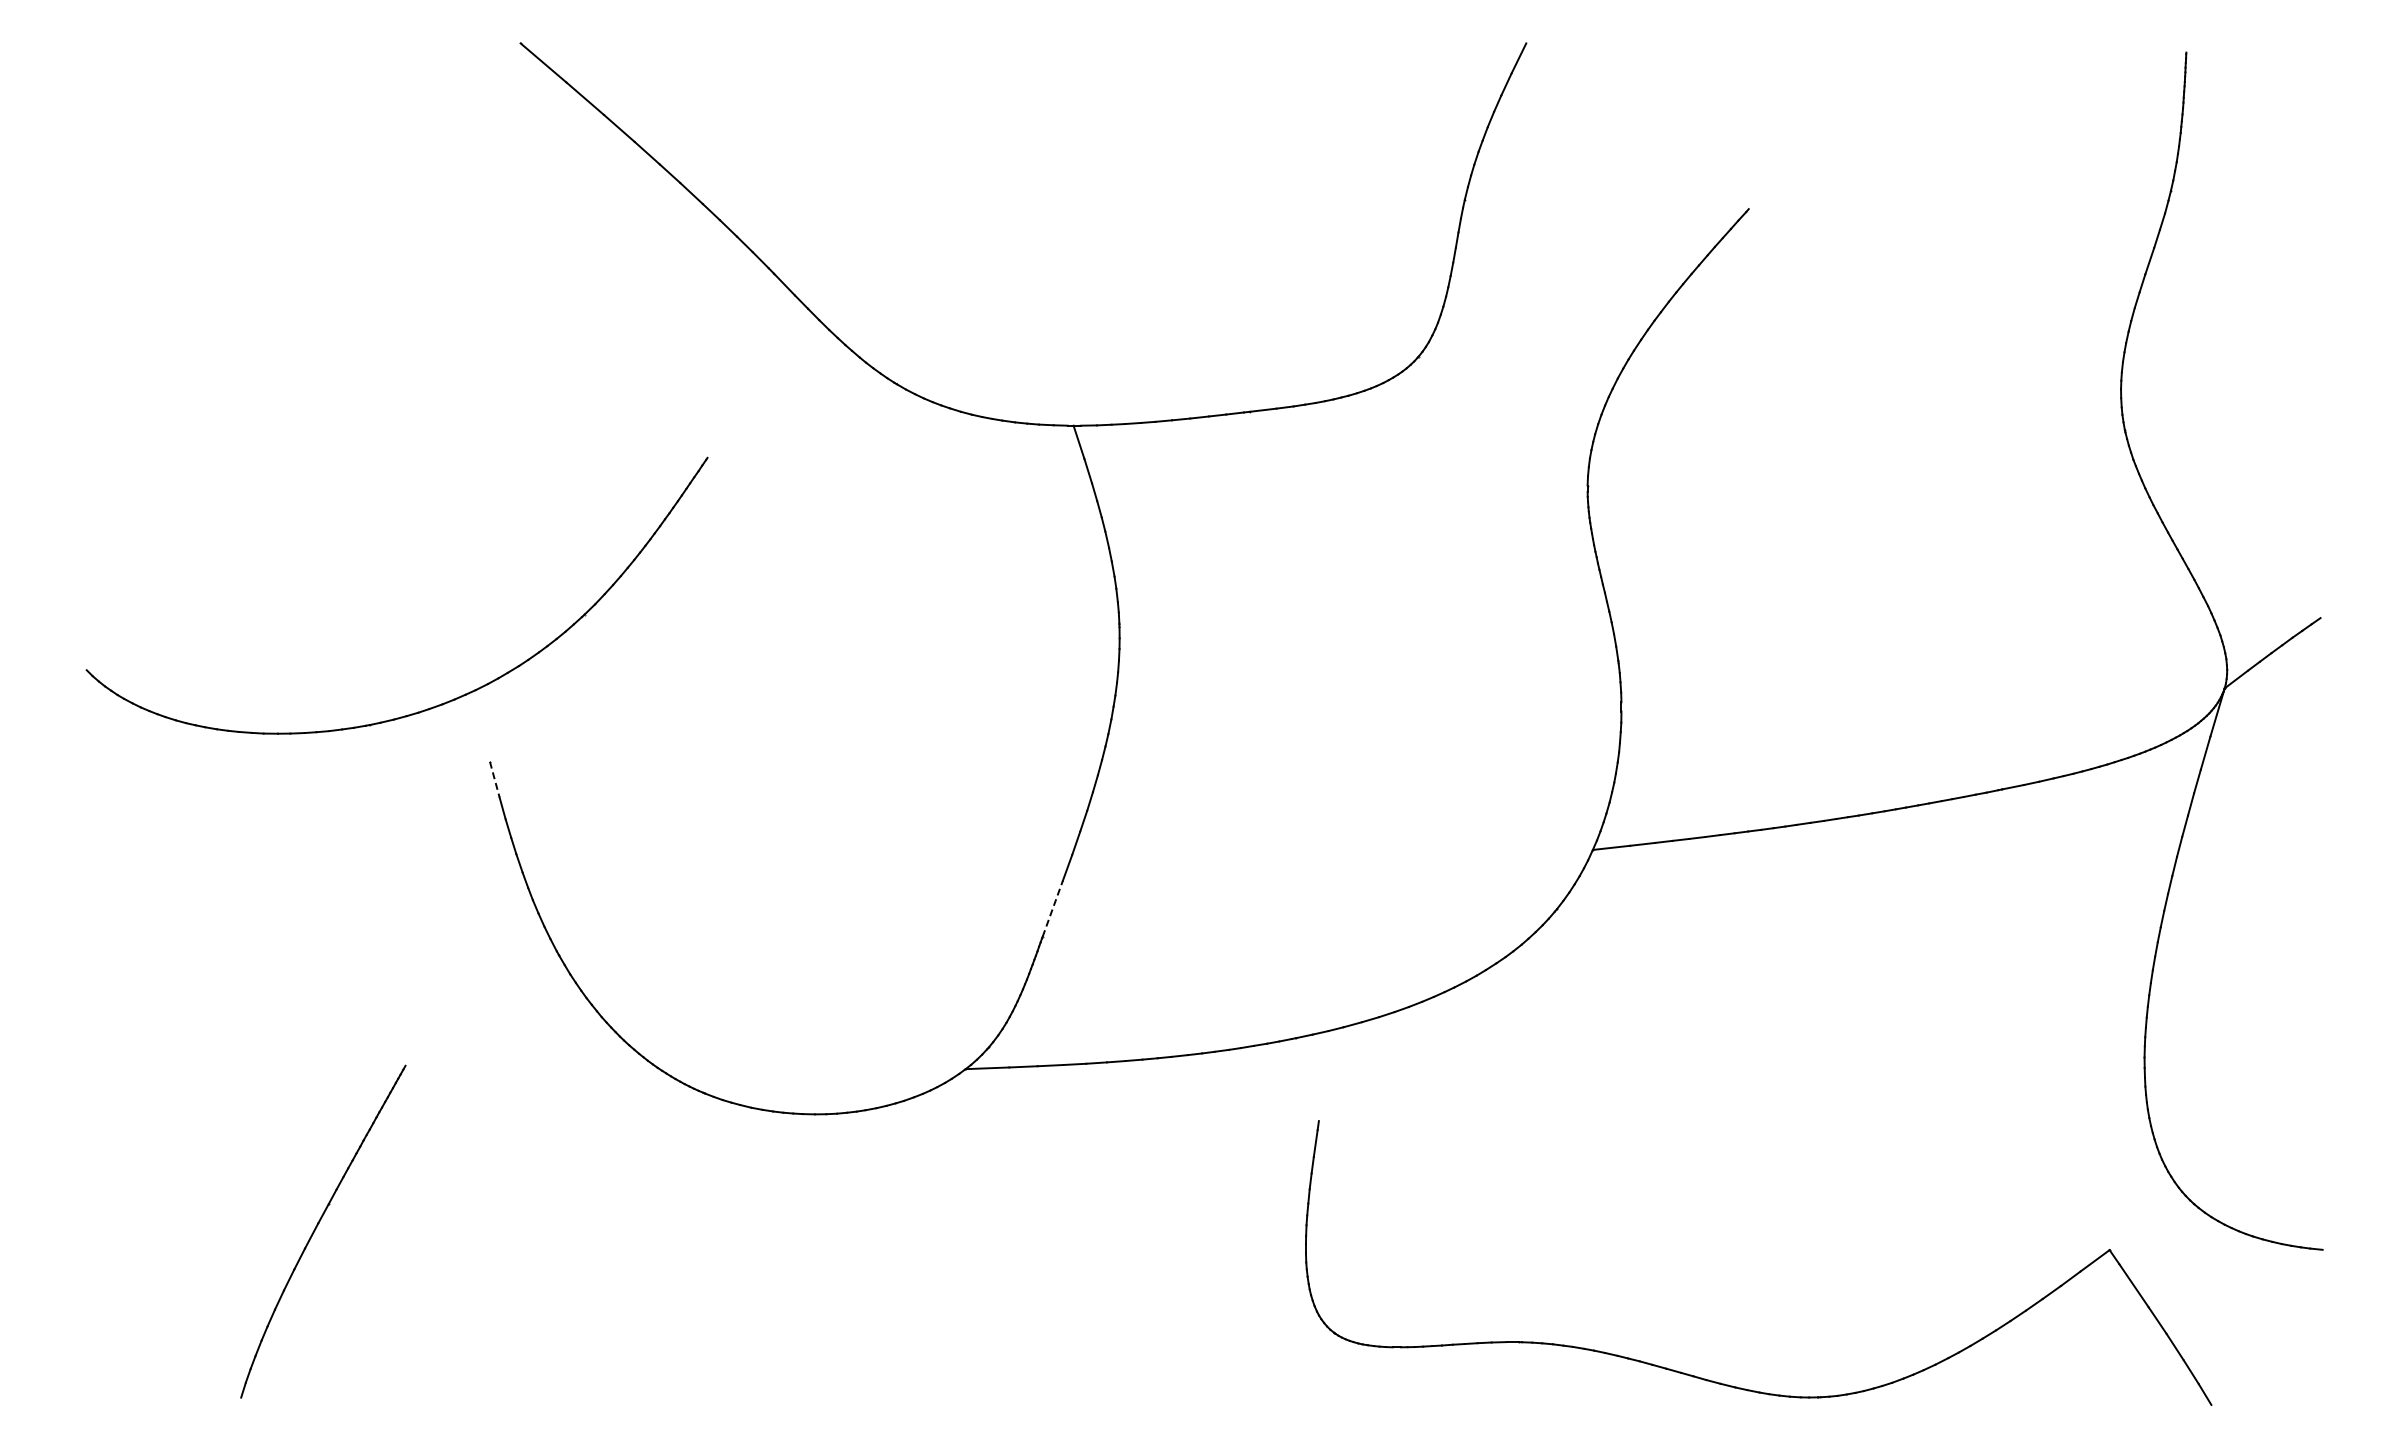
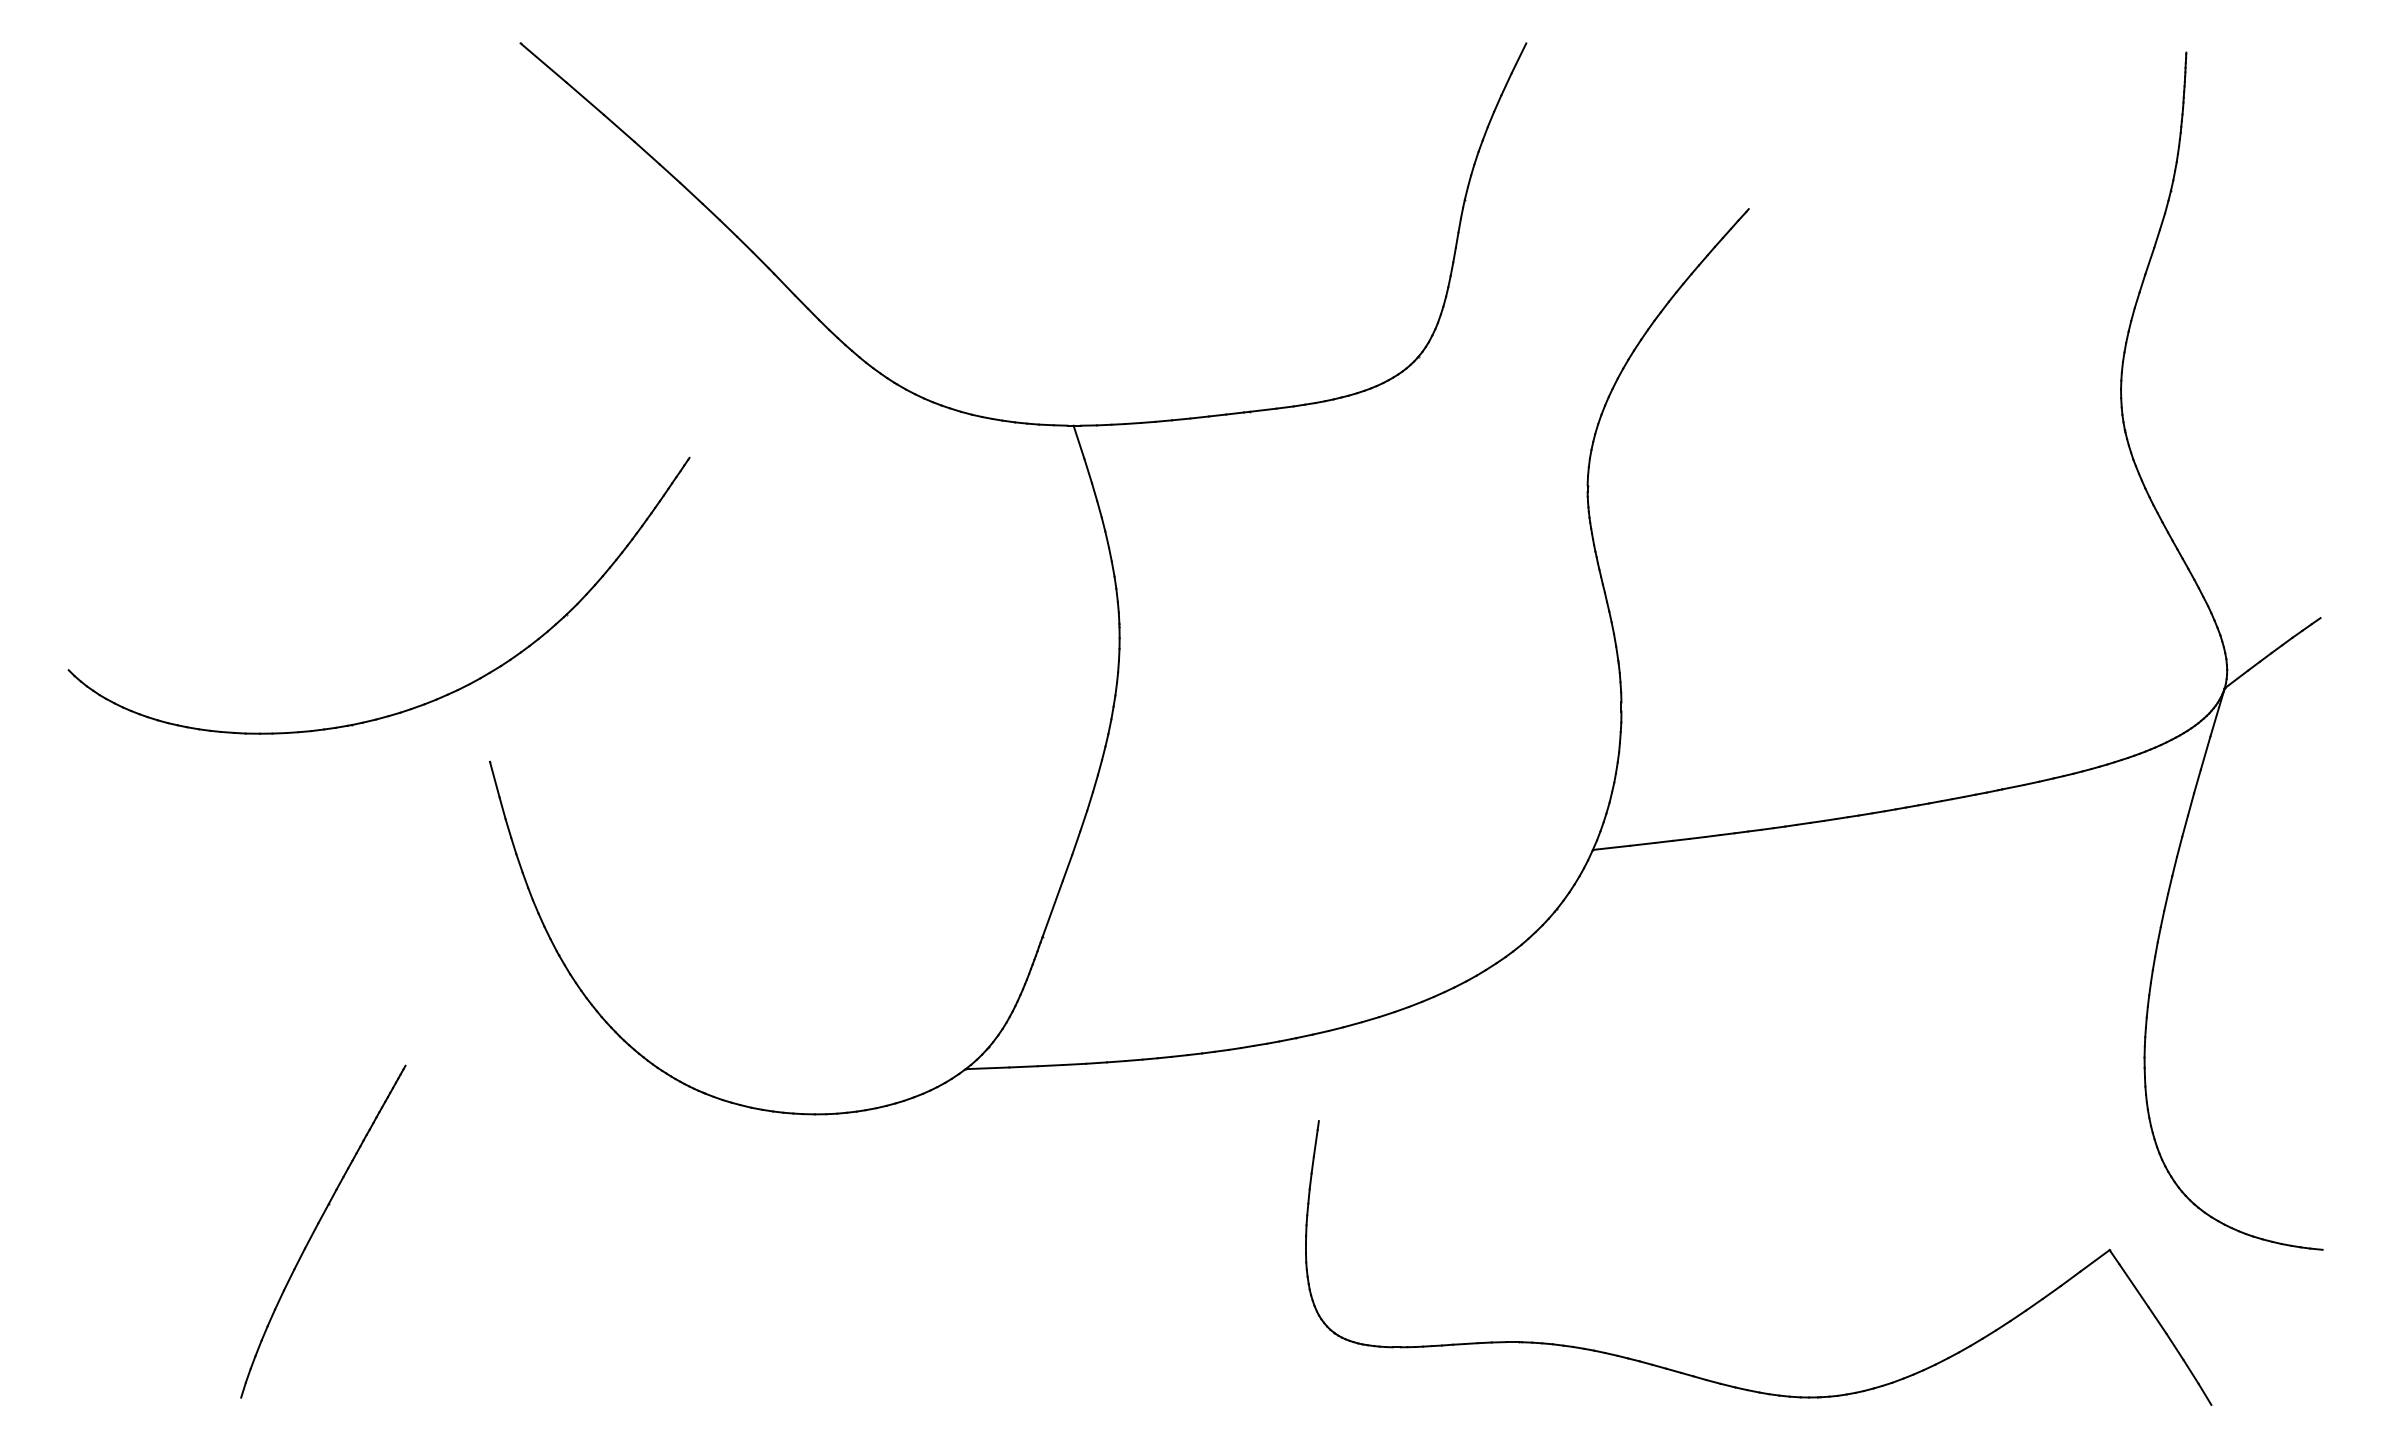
part position: (435, 705) -> (417, 705) (417, 705)
line: dashed -> solid (494, 780)
line: dashed -> solid (1052, 908)
